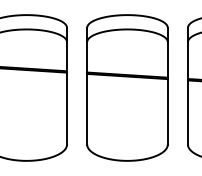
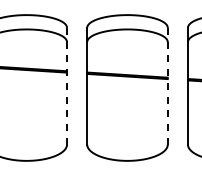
line: solid -> dashed (67, 86)
line: solid -> dashed (167, 86)
